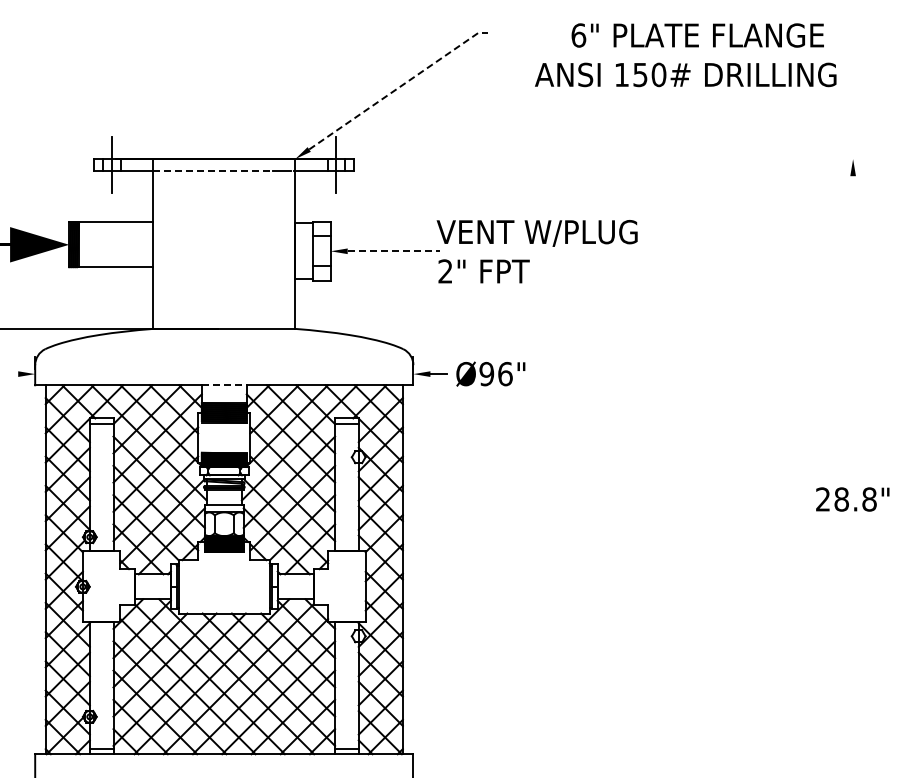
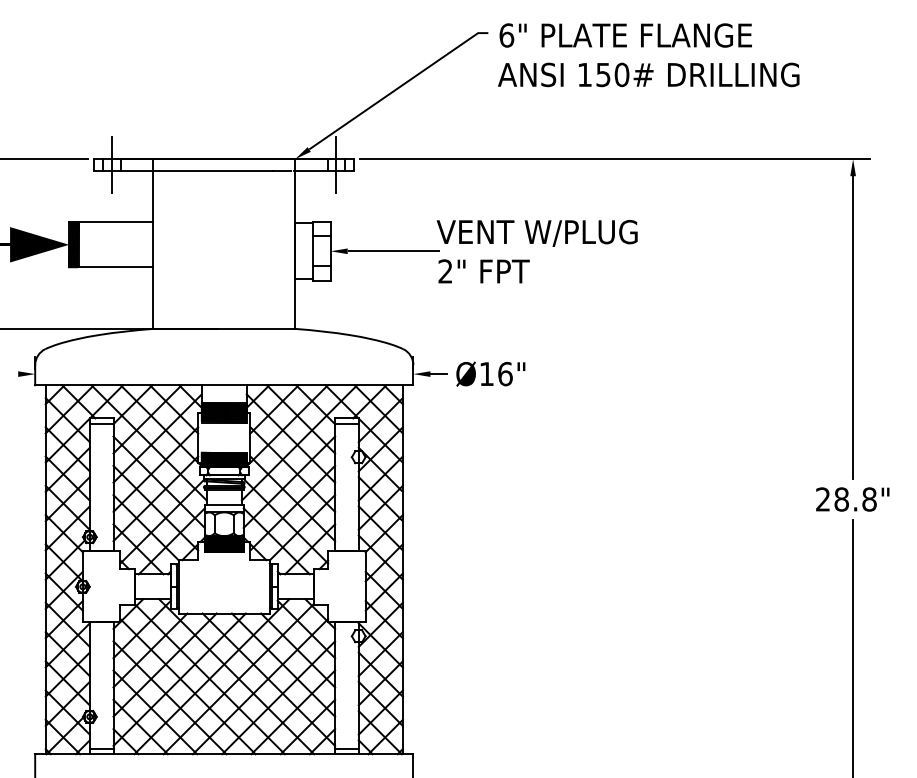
text position: (697, 35) -> (625, 35) (625, 35)
text position: (685, 74) -> (648, 74) (648, 74)
line: dashed -> solid (398, 87)
line: none -> present (45, 159)
line: none -> present (615, 159)
line: dashed -> solid (213, 170)
line: dashed -> solid (393, 251)
line: none -> present (853, 327)
text: Ø96" -> Ø16" (486, 373)
line: dashed -> solid (224, 385)
line: none -> present (853, 646)
